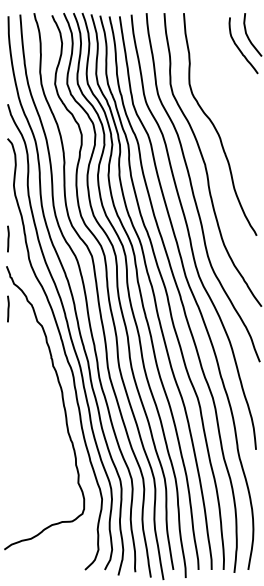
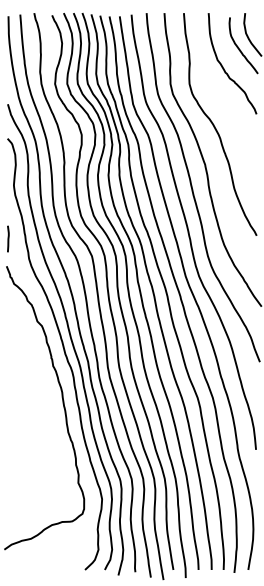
curve: none -> present (224, 68)
line: present -> none (8, 308)
